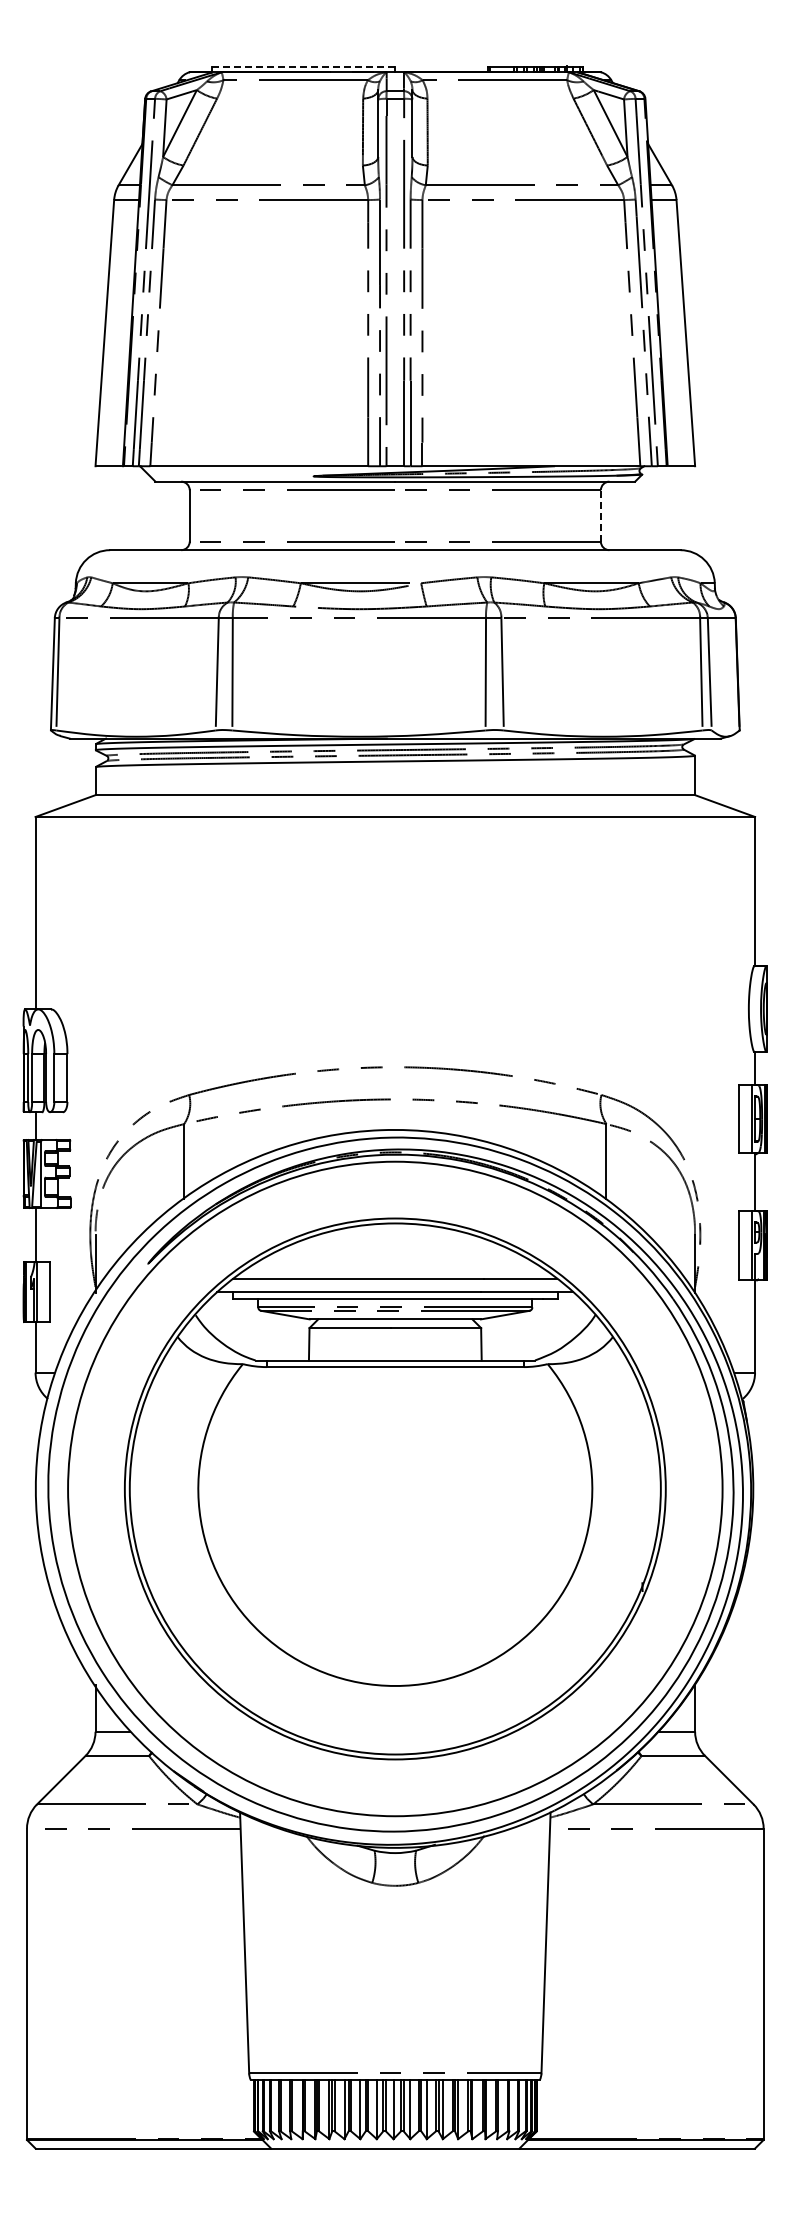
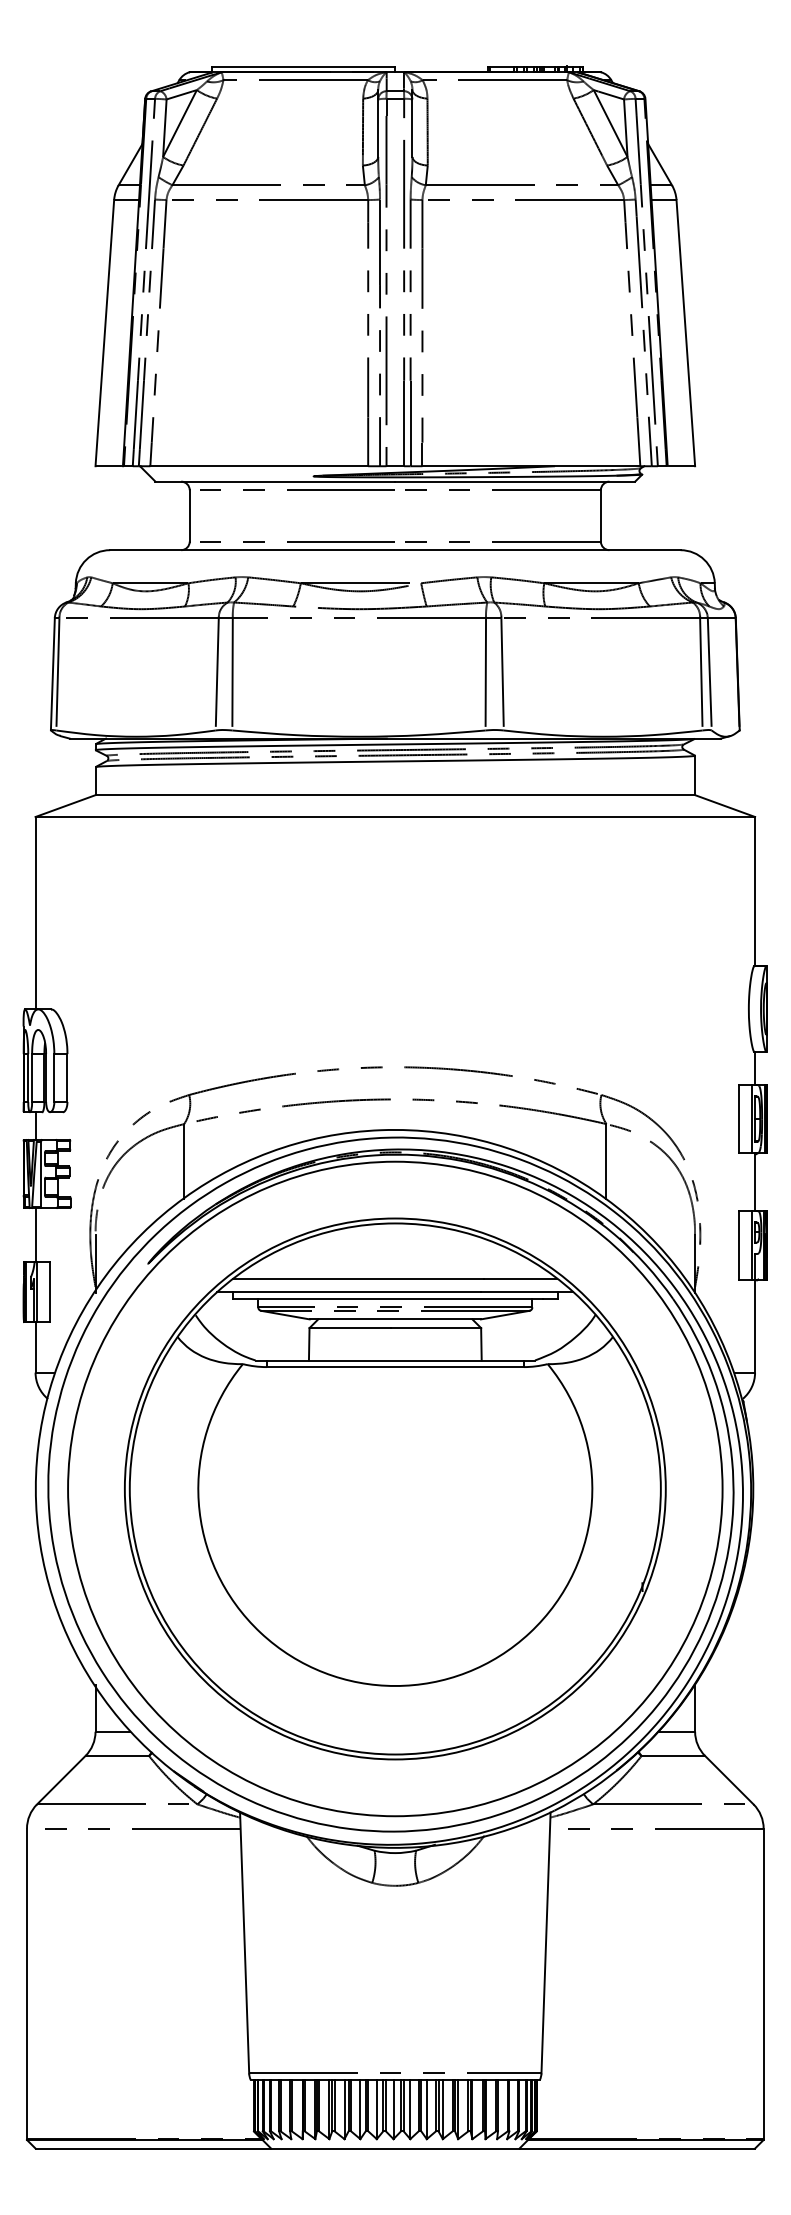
line: dashed -> solid (303, 67)
line: dashed -> solid (600, 515)
